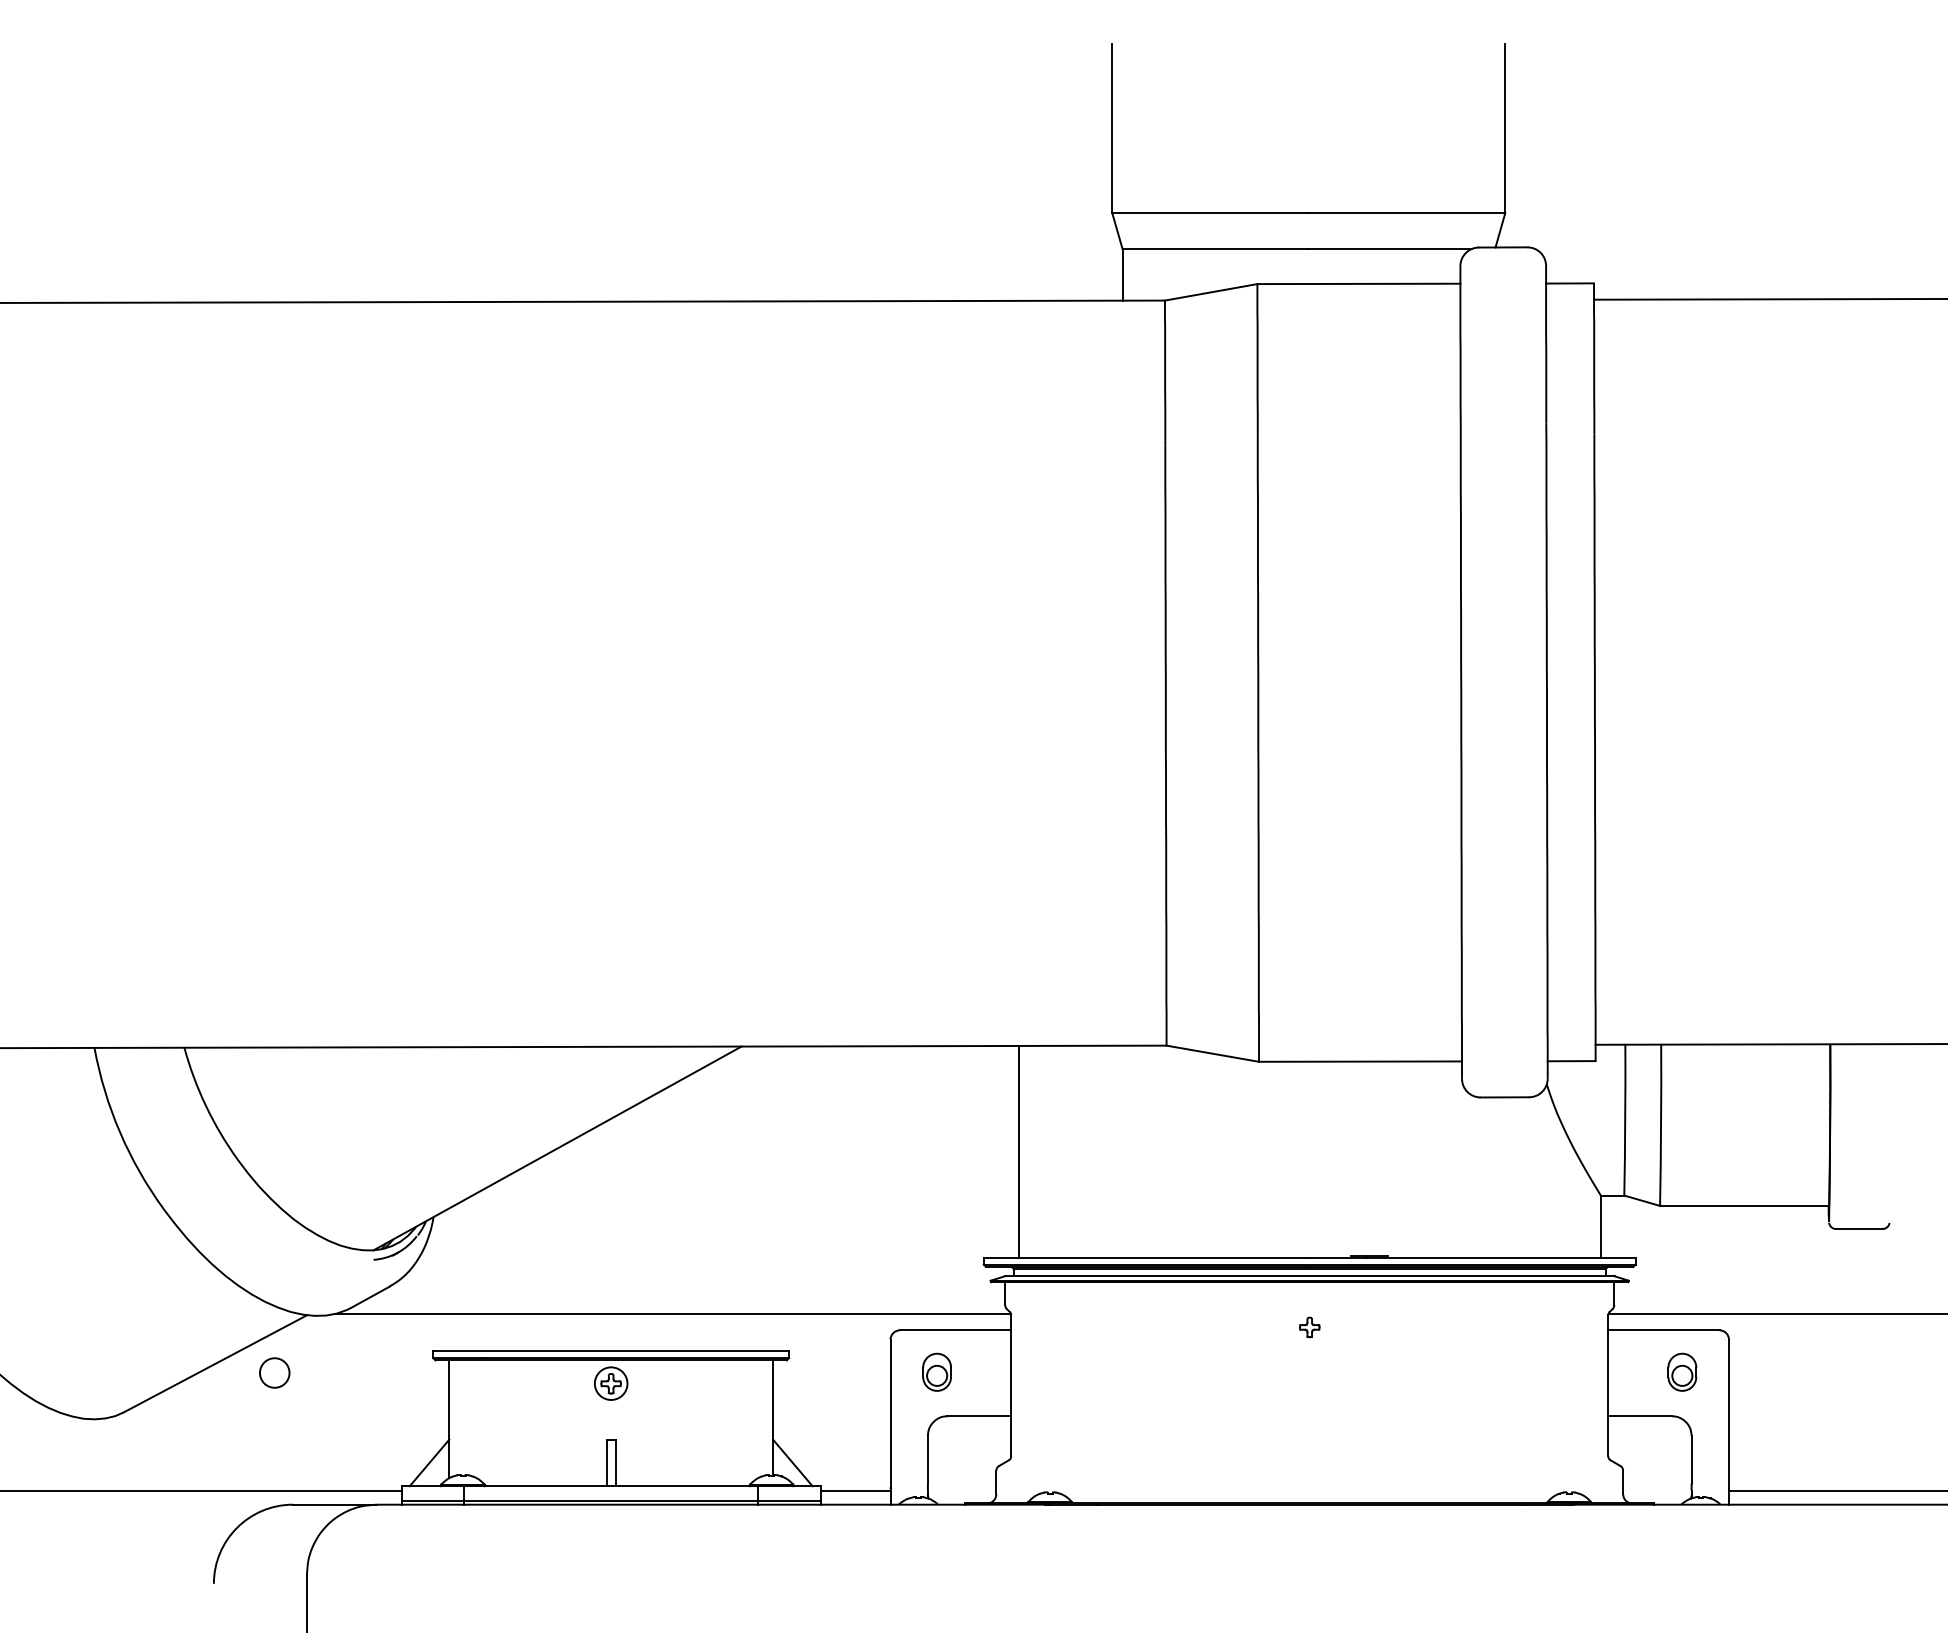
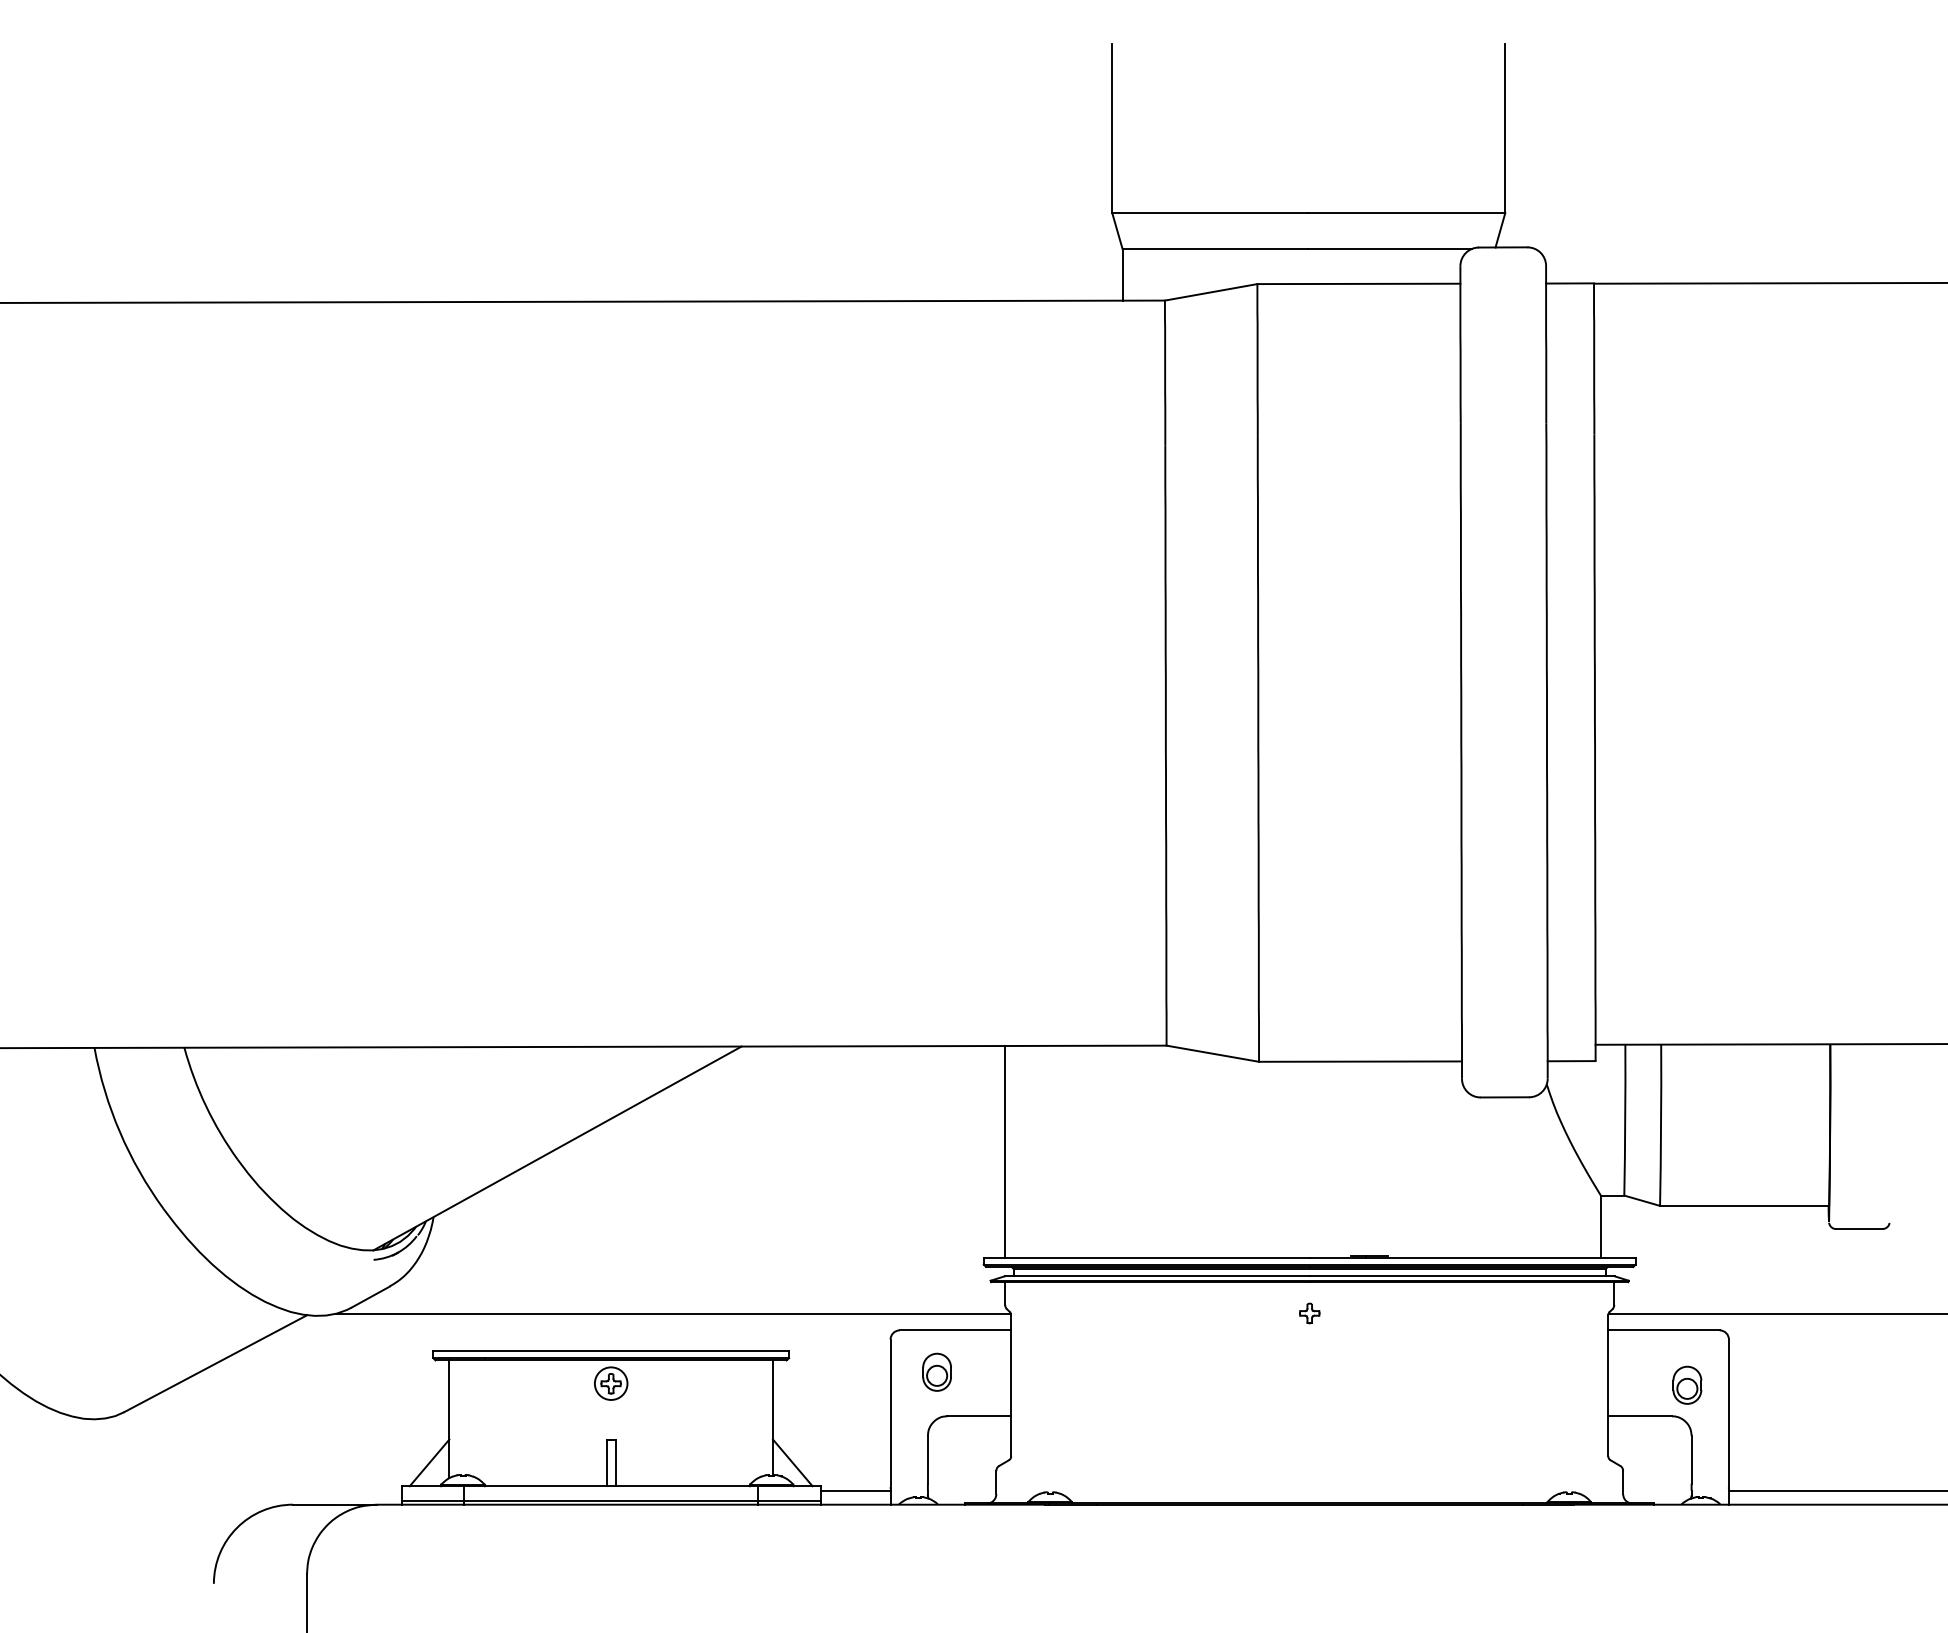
line position: (1769, 298) -> (1769, 282) (1769, 282)
line position: (1018, 1151) -> (1004, 1151) (1004, 1151)
part position: (1309, 1327) -> (1309, 1313) (1309, 1313)
part position: (1682, 1371) -> (1687, 1384) (1687, 1384)
circle: present -> none (274, 1372)
line: present -> none (201, 1491)
